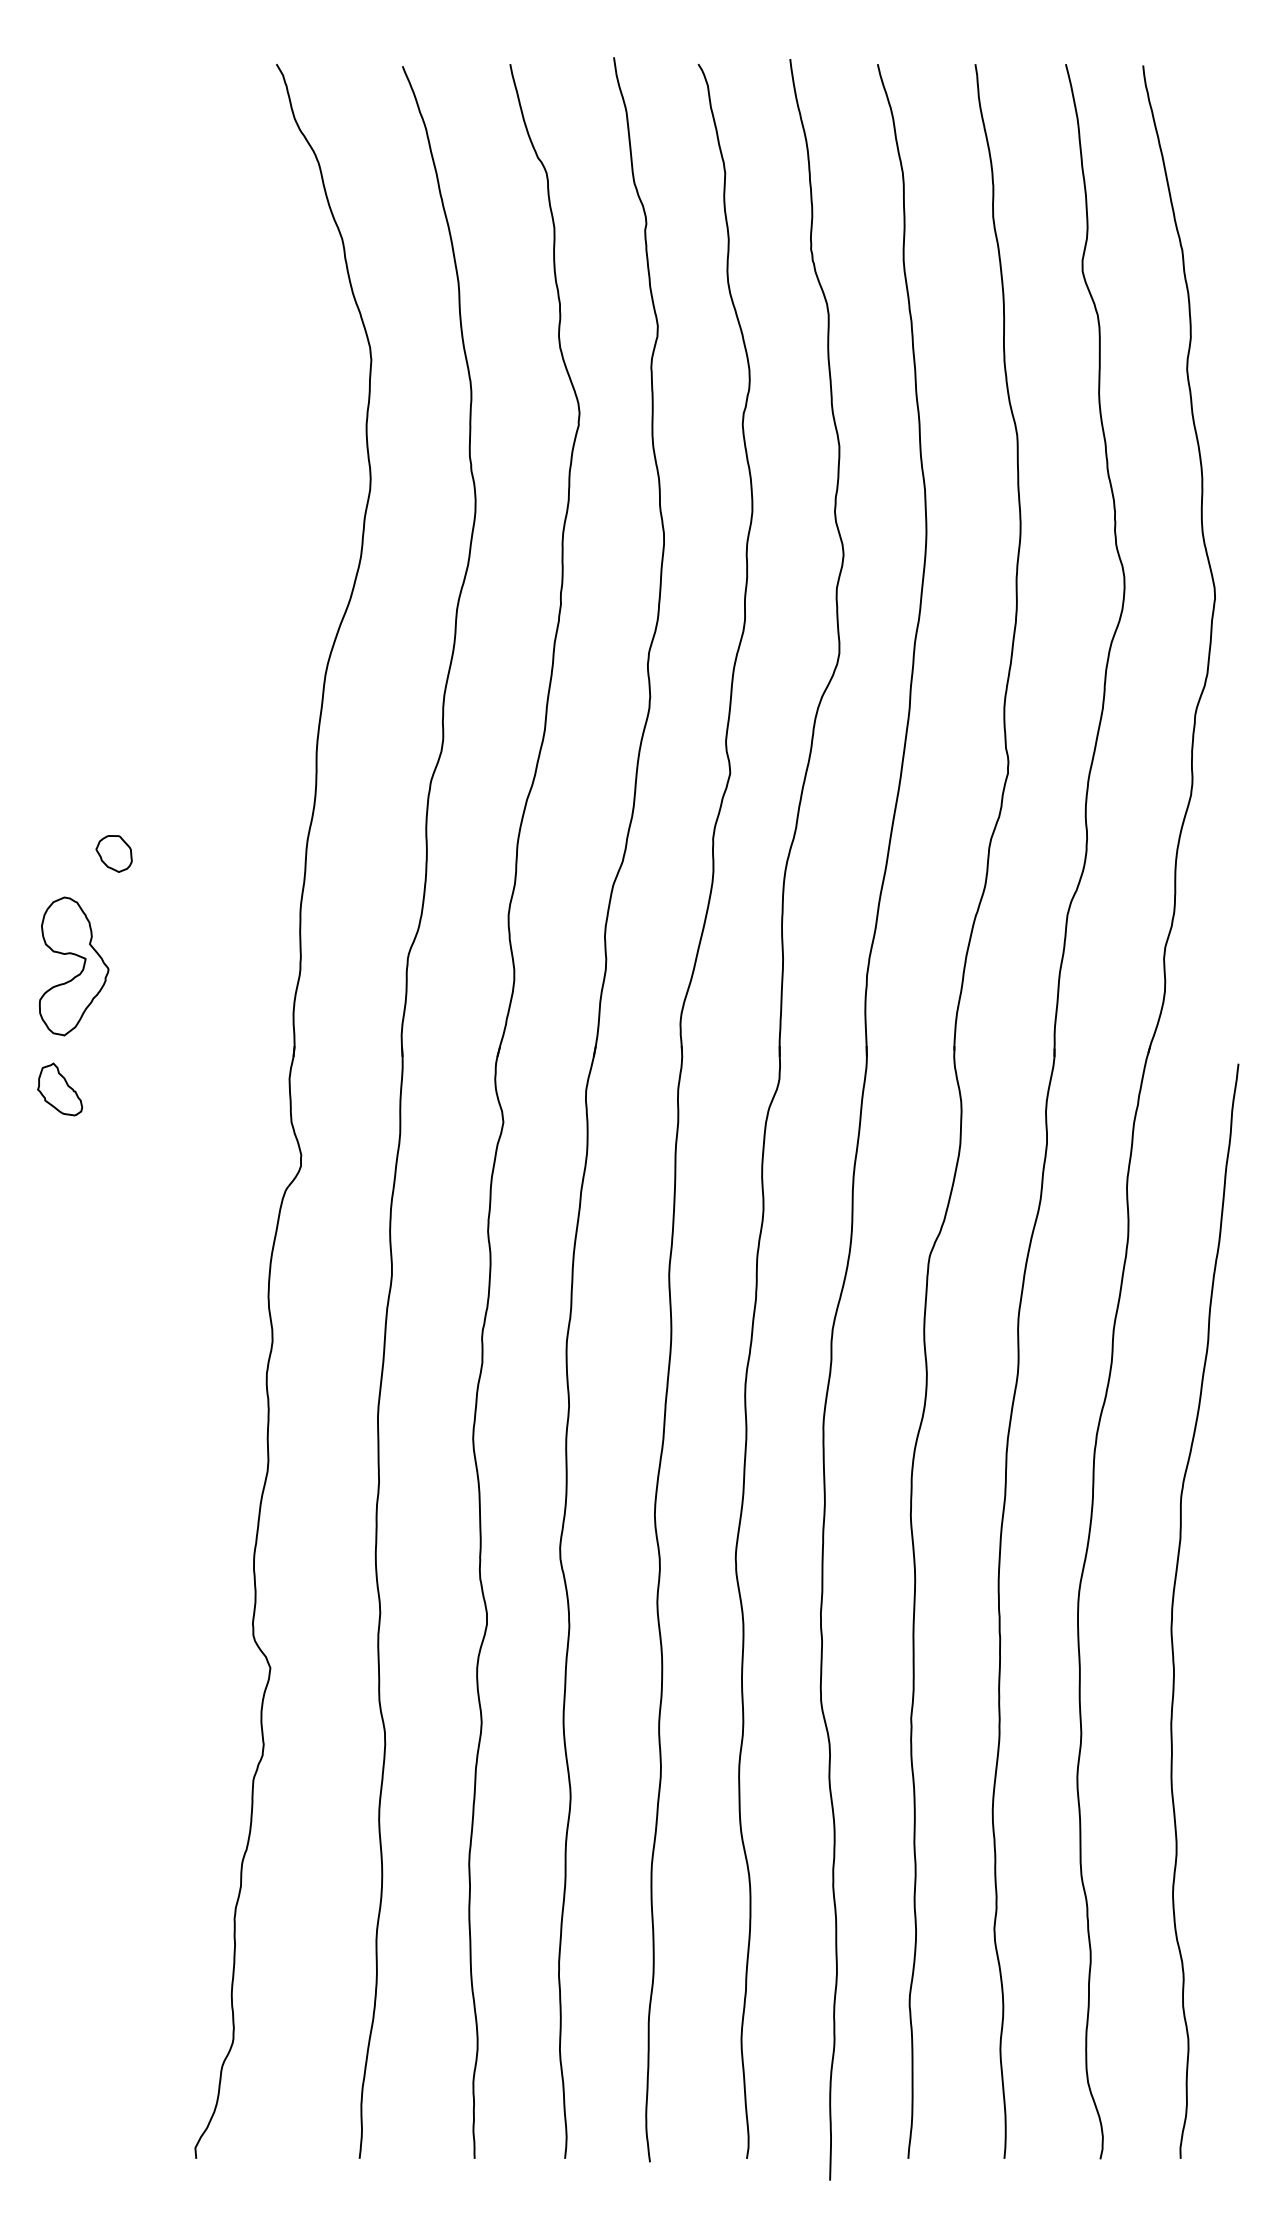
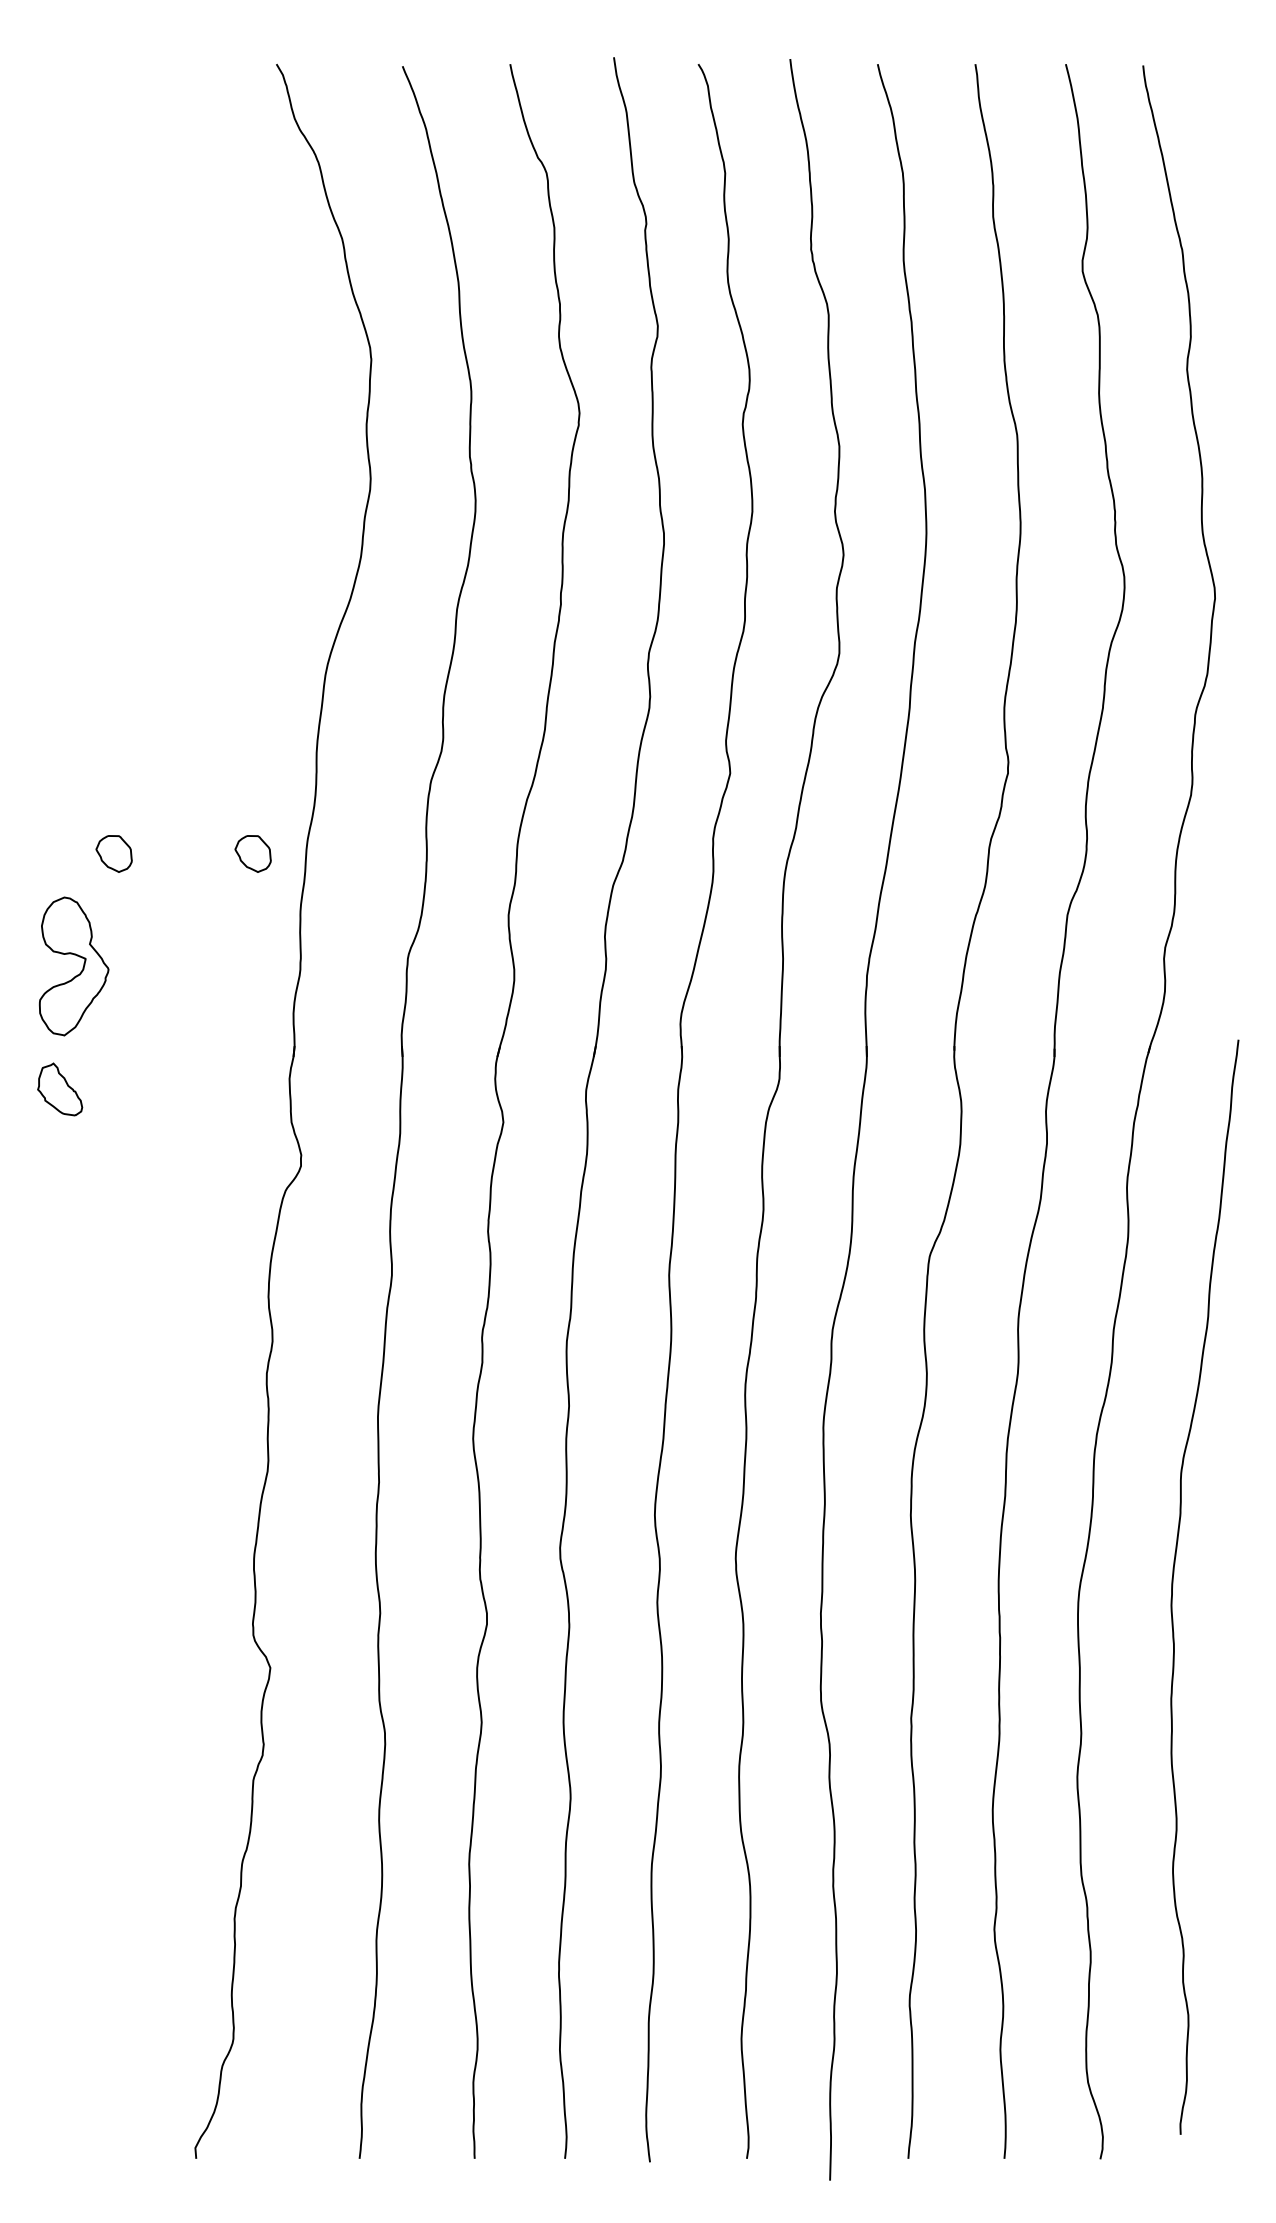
part: none -> present (252, 853)
curve position: (1173, 1610) -> (1173, 1586) (1173, 1586)
